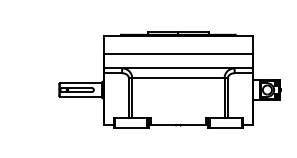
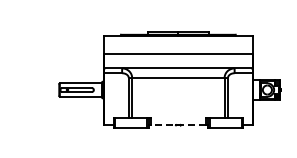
line: solid -> dashed (178, 125)
